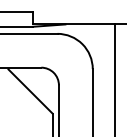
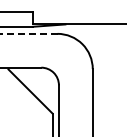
line: solid -> dashed (28, 33)
line: present -> none (115, 78)
